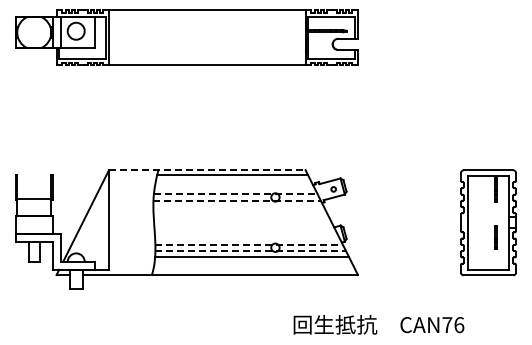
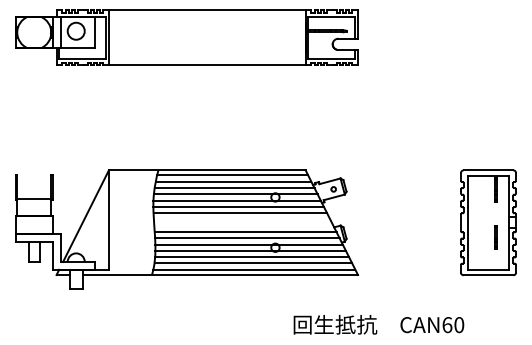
line: dashed -> solid (207, 170)
line: none -> present (233, 181)
line: none -> present (234, 188)
line: dashed -> solid (235, 194)
line: dashed -> solid (237, 200)
line: none -> present (238, 206)
line: none -> present (240, 213)
line: none -> present (245, 232)
line: none -> present (247, 238)
line: dashed -> solid (249, 244)
line: dashed -> solid (251, 250)
line: none -> present (253, 263)
line: none -> present (254, 269)
text: CAN76 -> CAN60 (453, 325)
